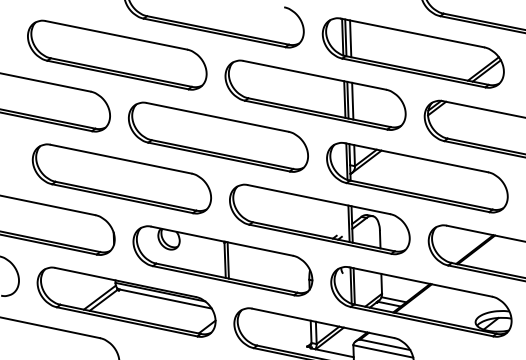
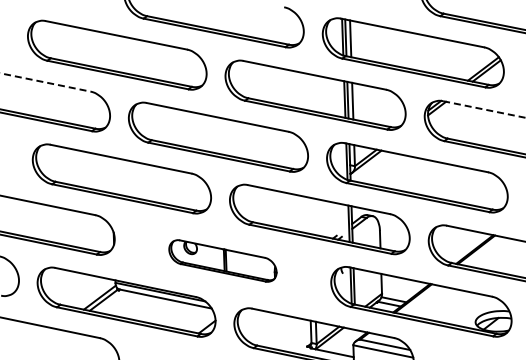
line: solid -> dashed (45, 82)
line: solid -> dashed (484, 109)
part size: 182x72 px -> 110x44 px (222, 260)
